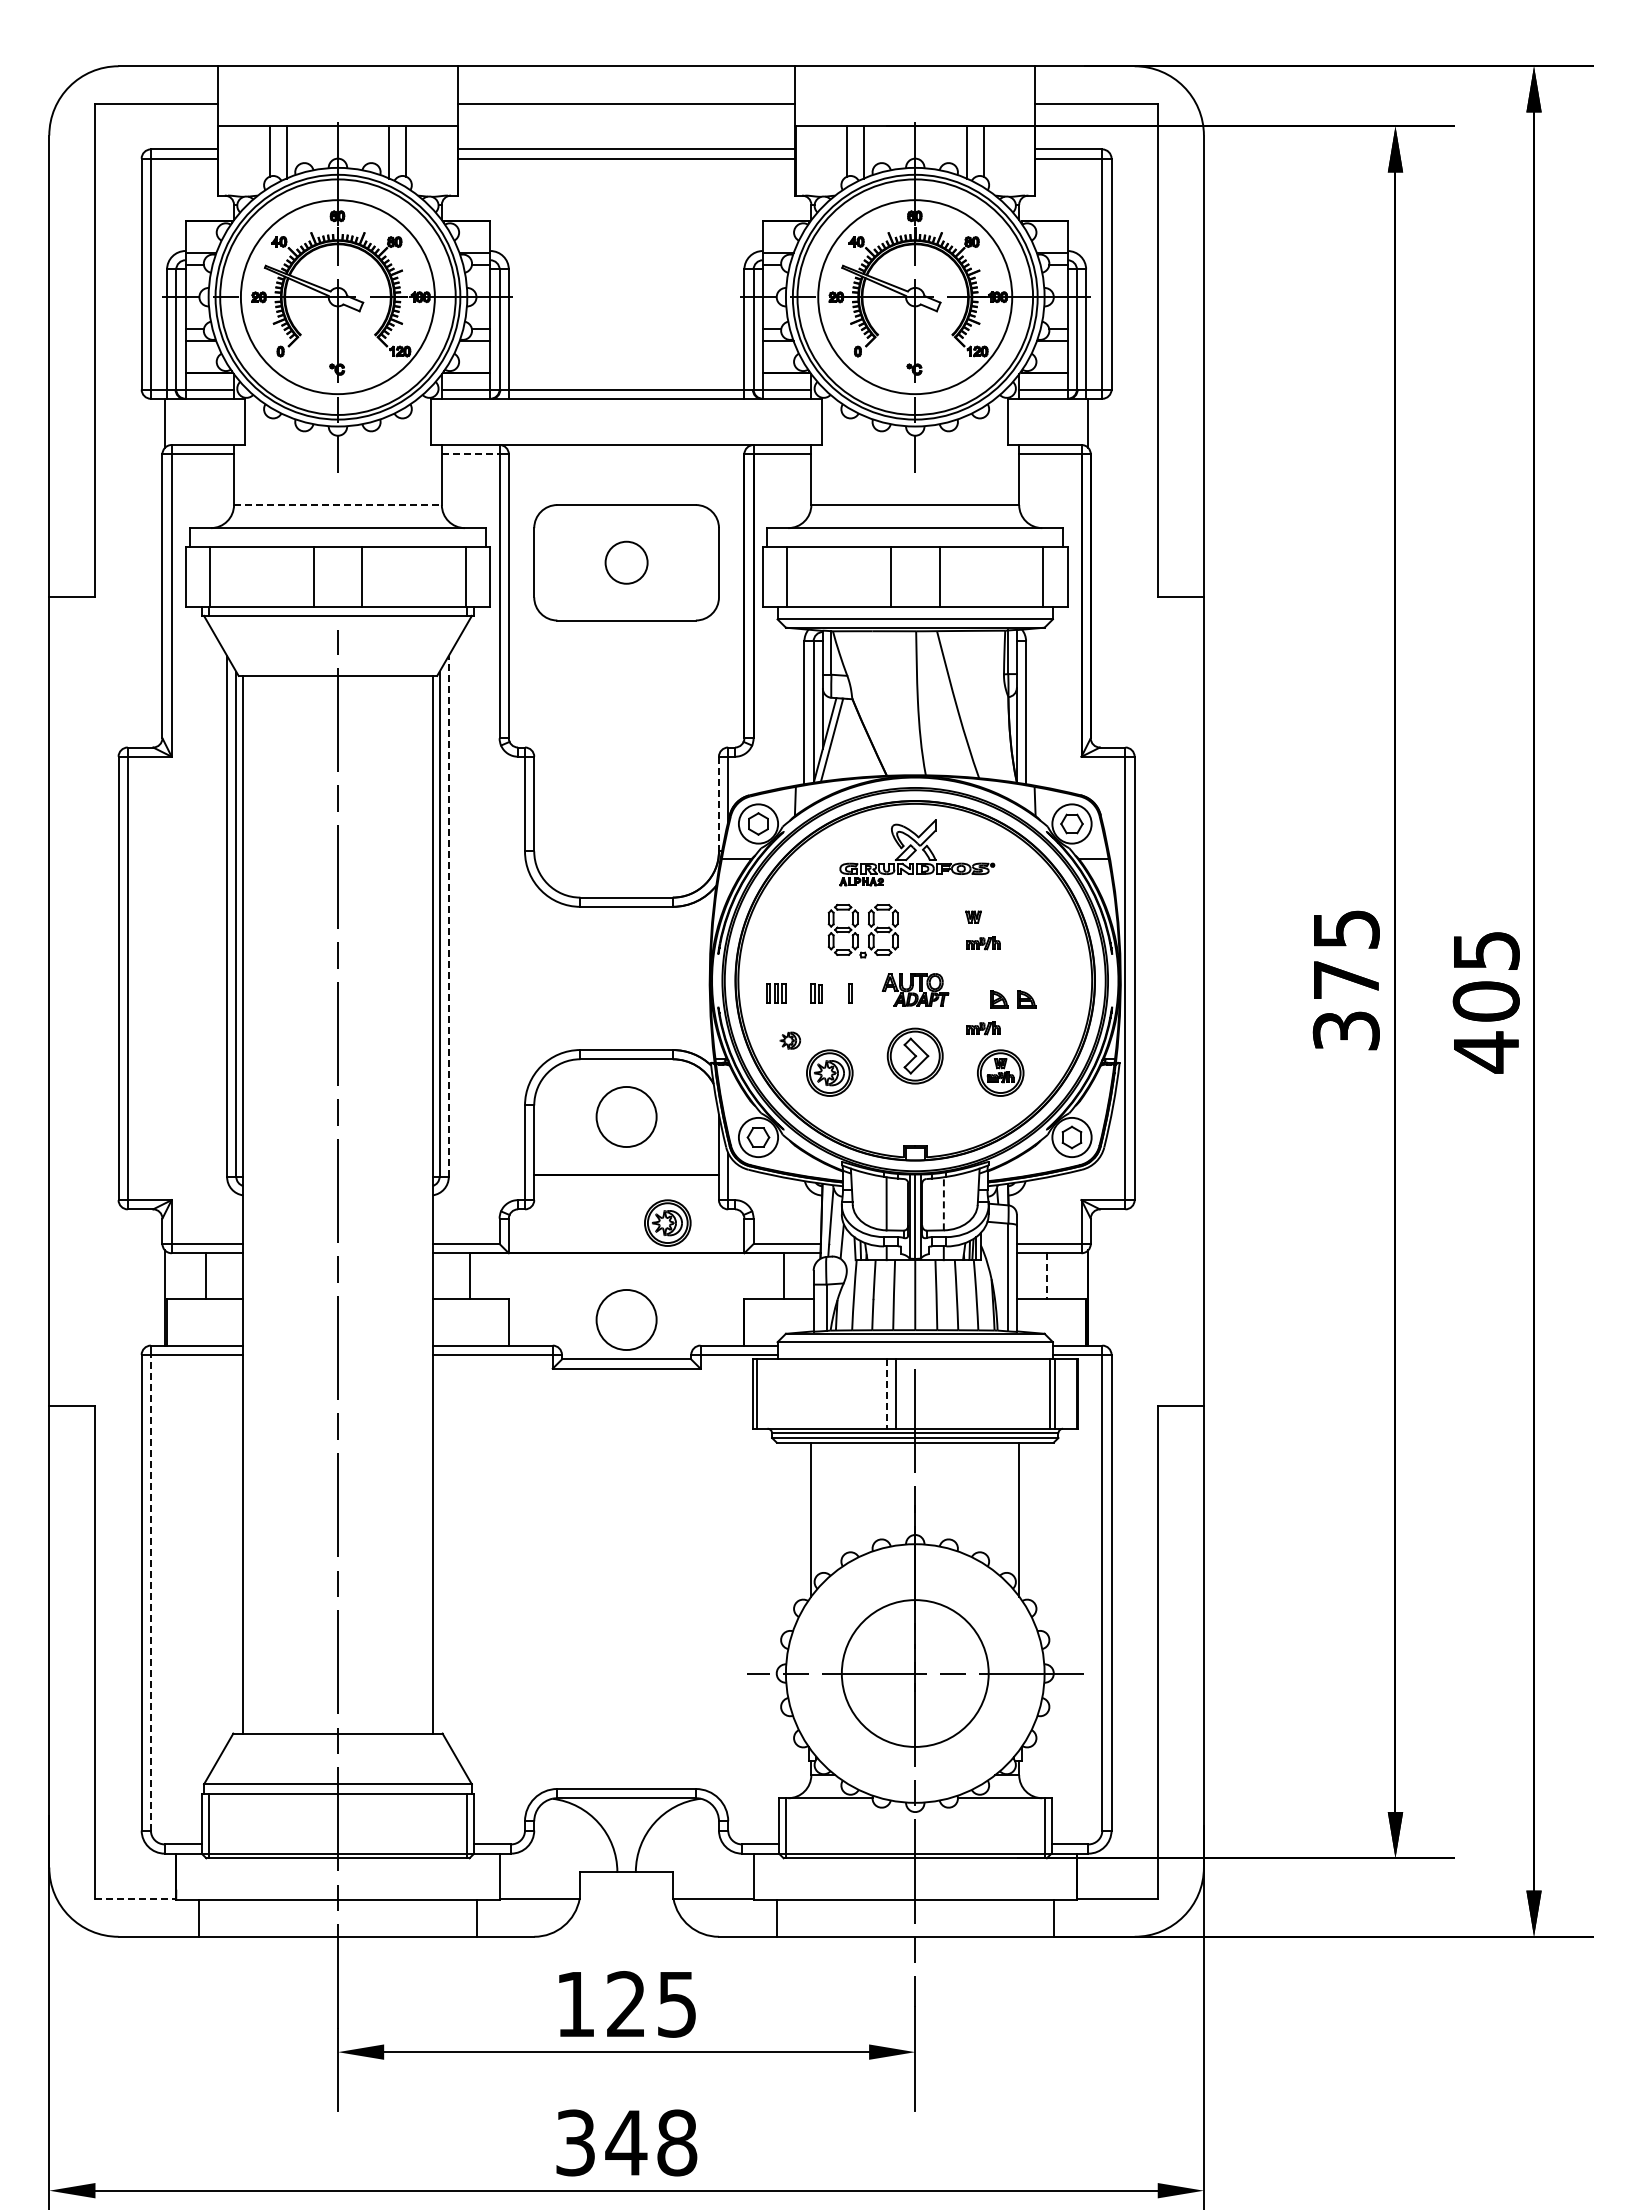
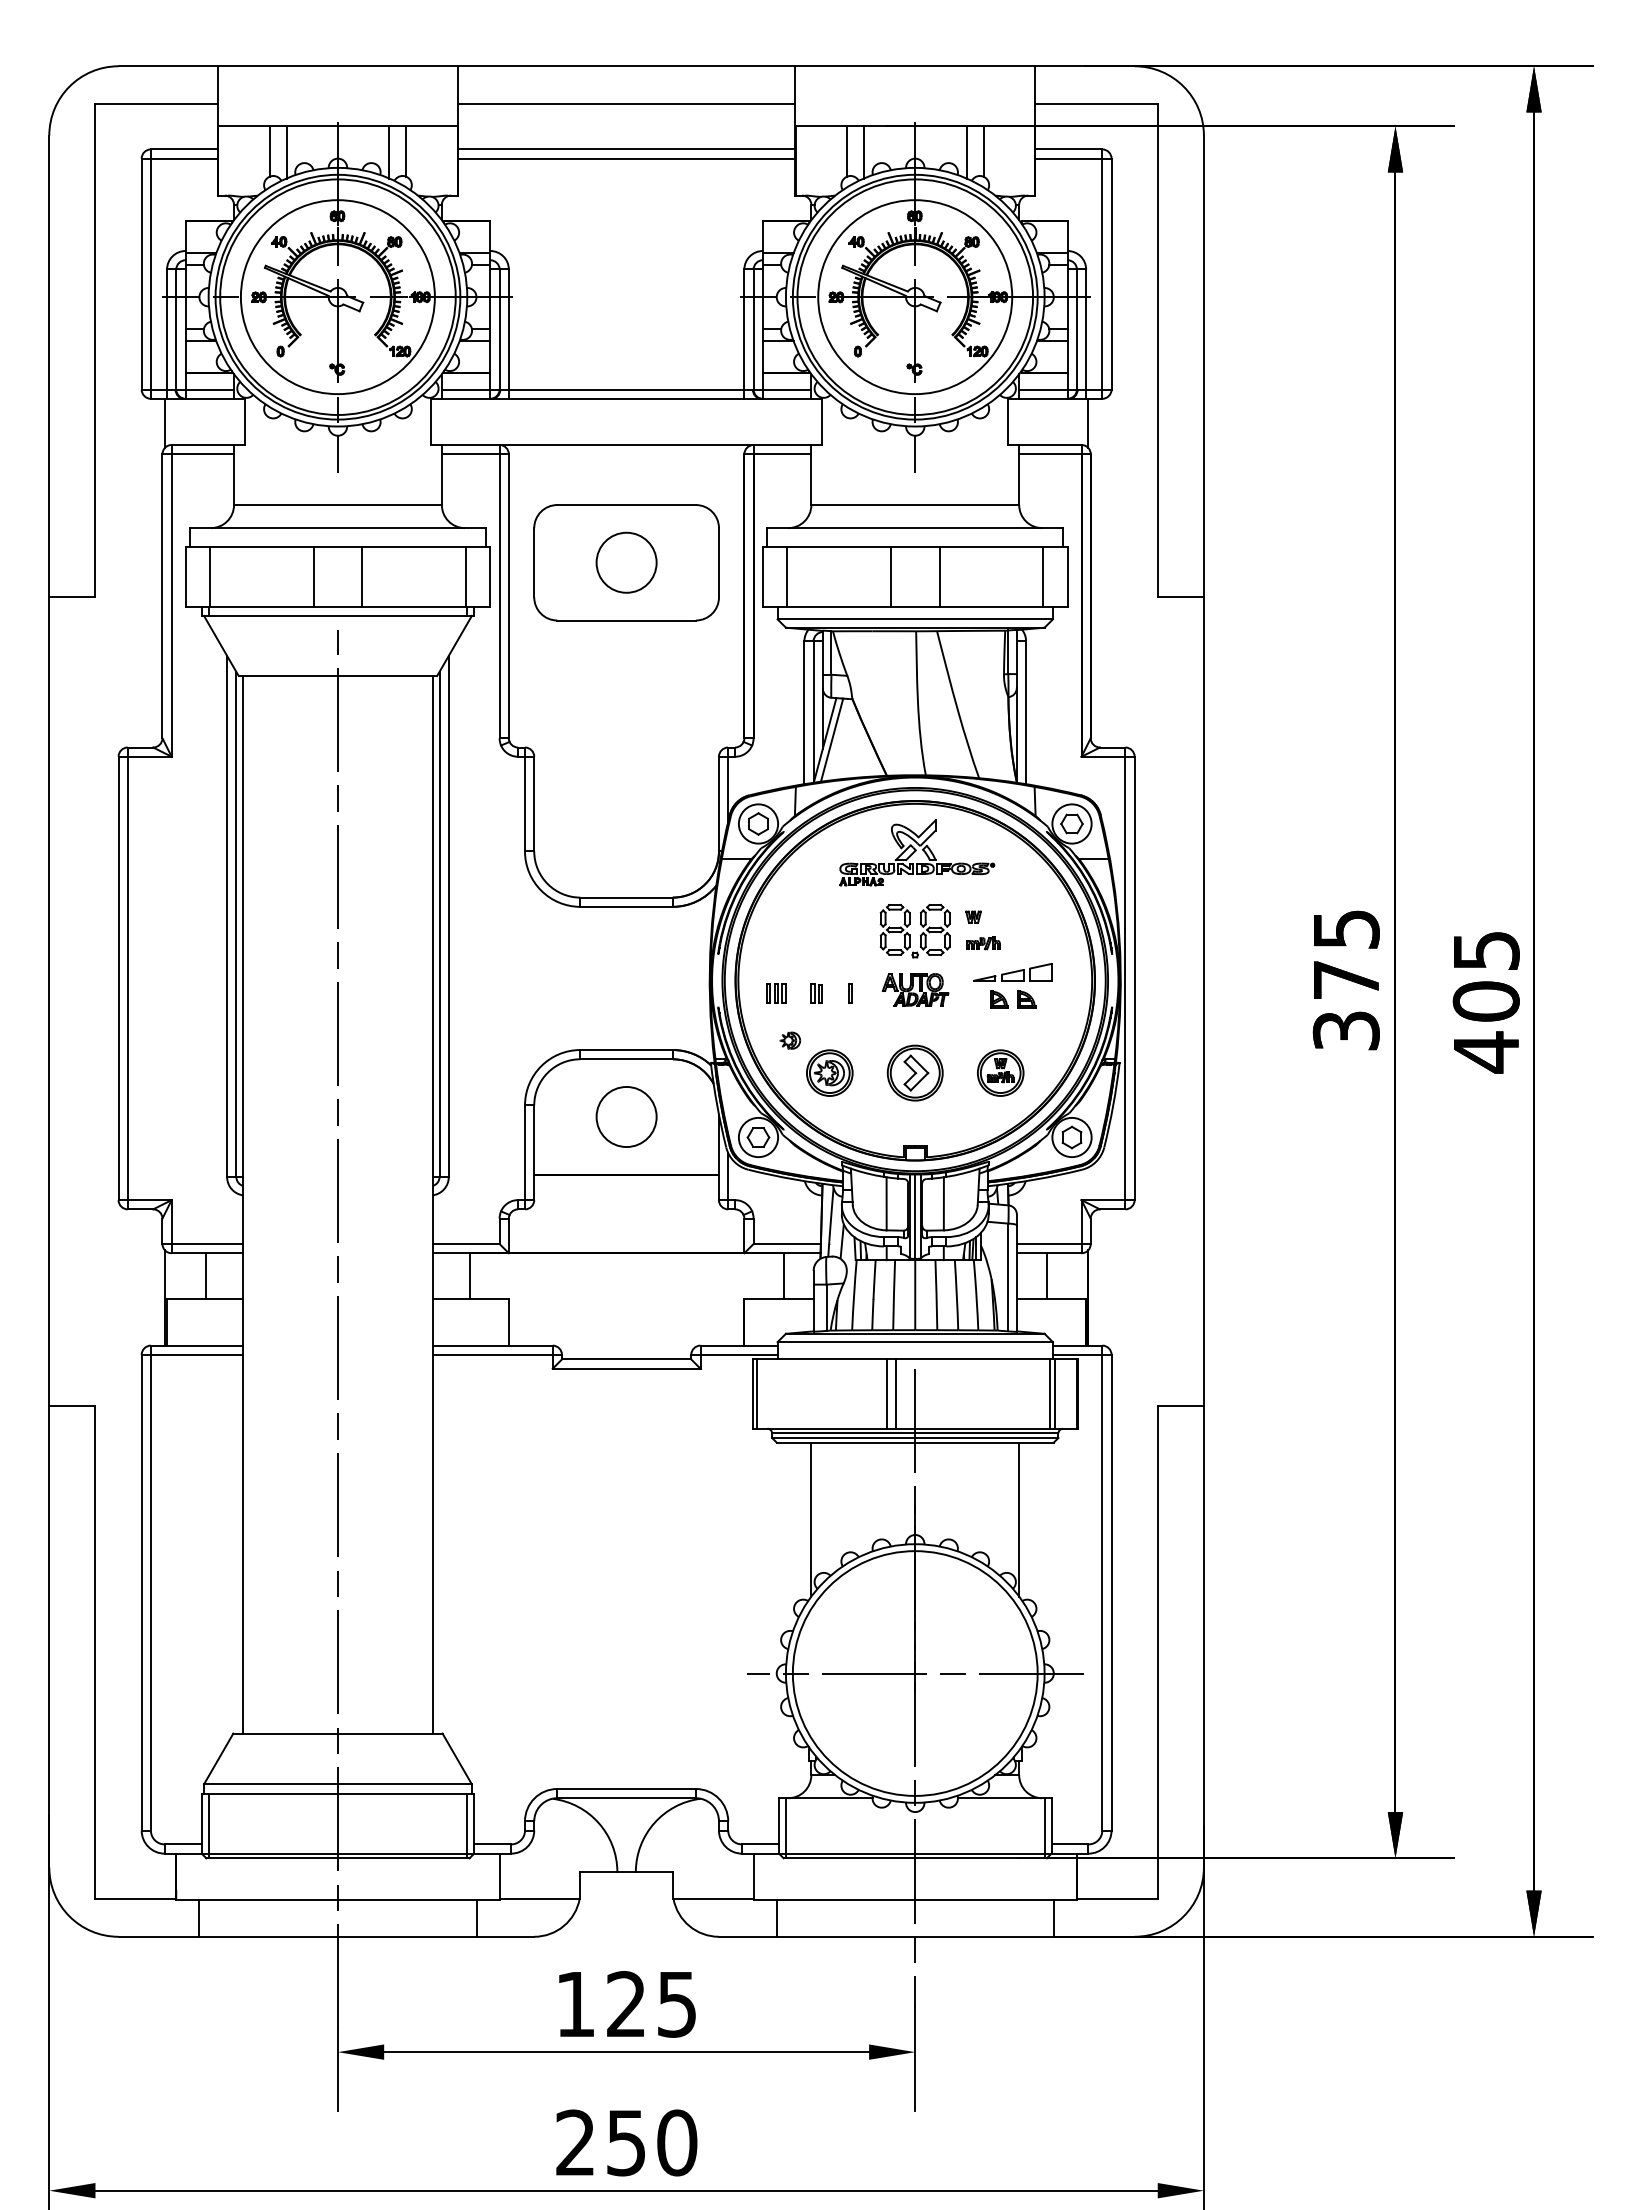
line: dashed -> solid (470, 454)
line: dashed -> solid (337, 505)
circle diameter: 42 px -> 60 px (626, 562)
line: dashed -> solid (718, 804)
line: dashed -> solid (448, 916)
part position: (862, 930) -> (914, 930) (914, 930)
part: none -> present (1012, 972)
part: present -> none (983, 1028)
part position: (914, 1055) -> (914, 1072) (914, 1072)
line: dashed -> solid (943, 1203)
part: present -> none (667, 1222)
line: dashed -> solid (1046, 1276)
circle: present -> none (626, 1319)
line: dashed -> solid (887, 1394)
line: dashed -> solid (150, 1592)
circle diameter: 147 px -> 245 px (914, 1673)
line: dashed -> solid (136, 1898)
text: 348 -> 250 (626, 2142)
